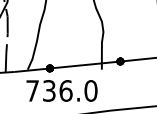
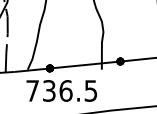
text: 736.0 -> 736.5 (90, 90)
